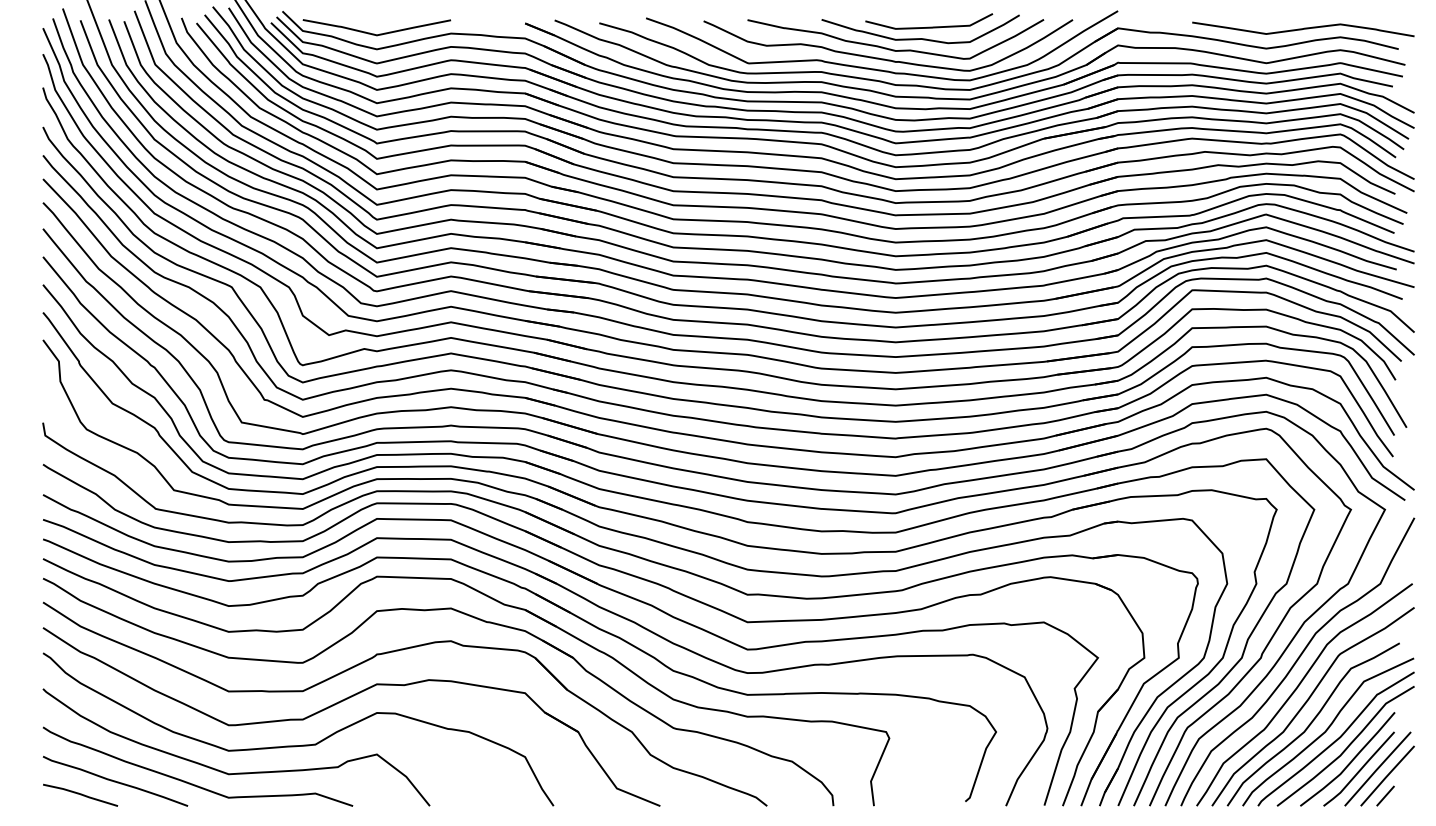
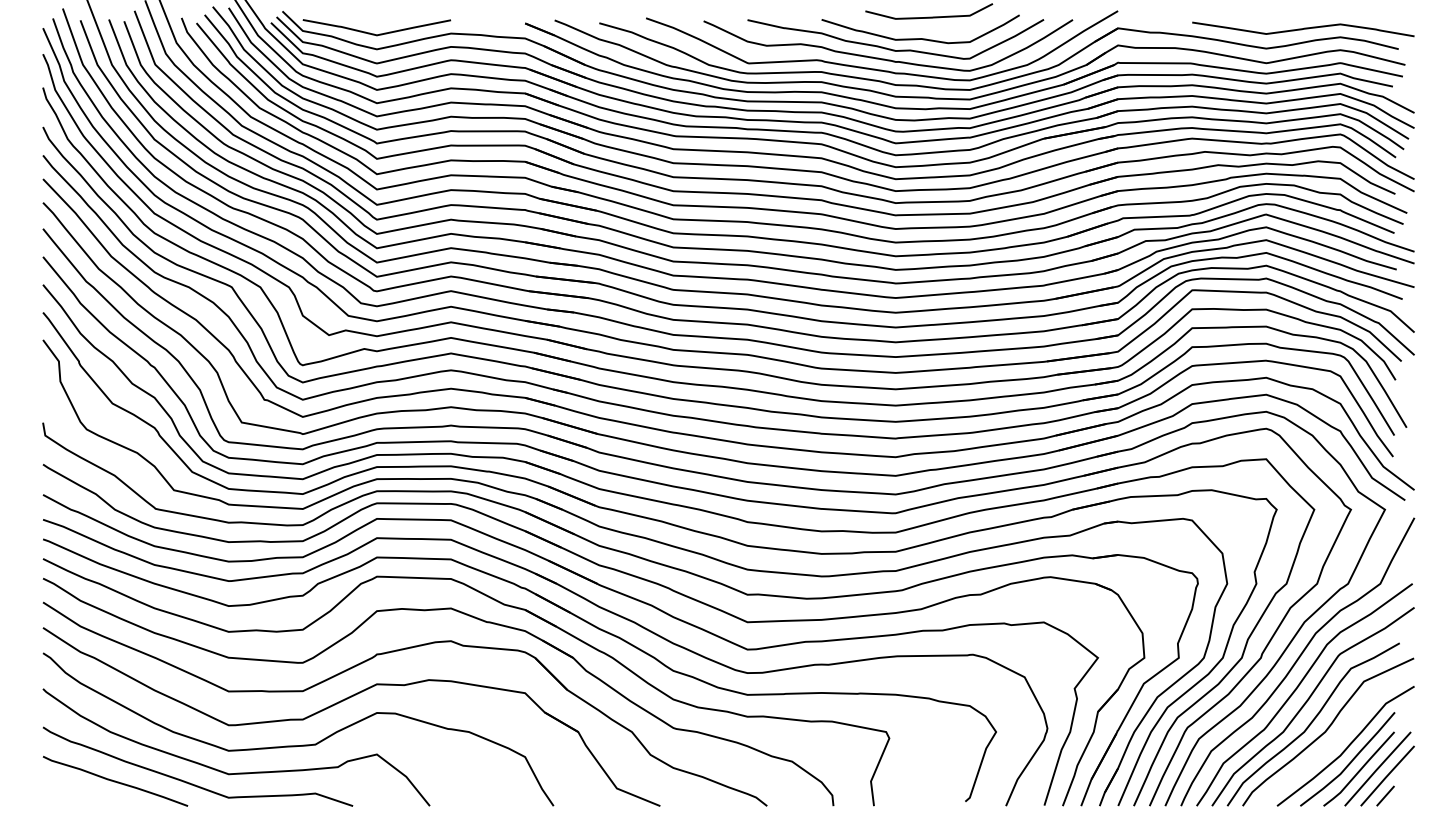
curve position: (929, 26) -> (929, 16) (929, 16)
curve: present -> none (1336, 739)
line: present -> none (80, 794)
